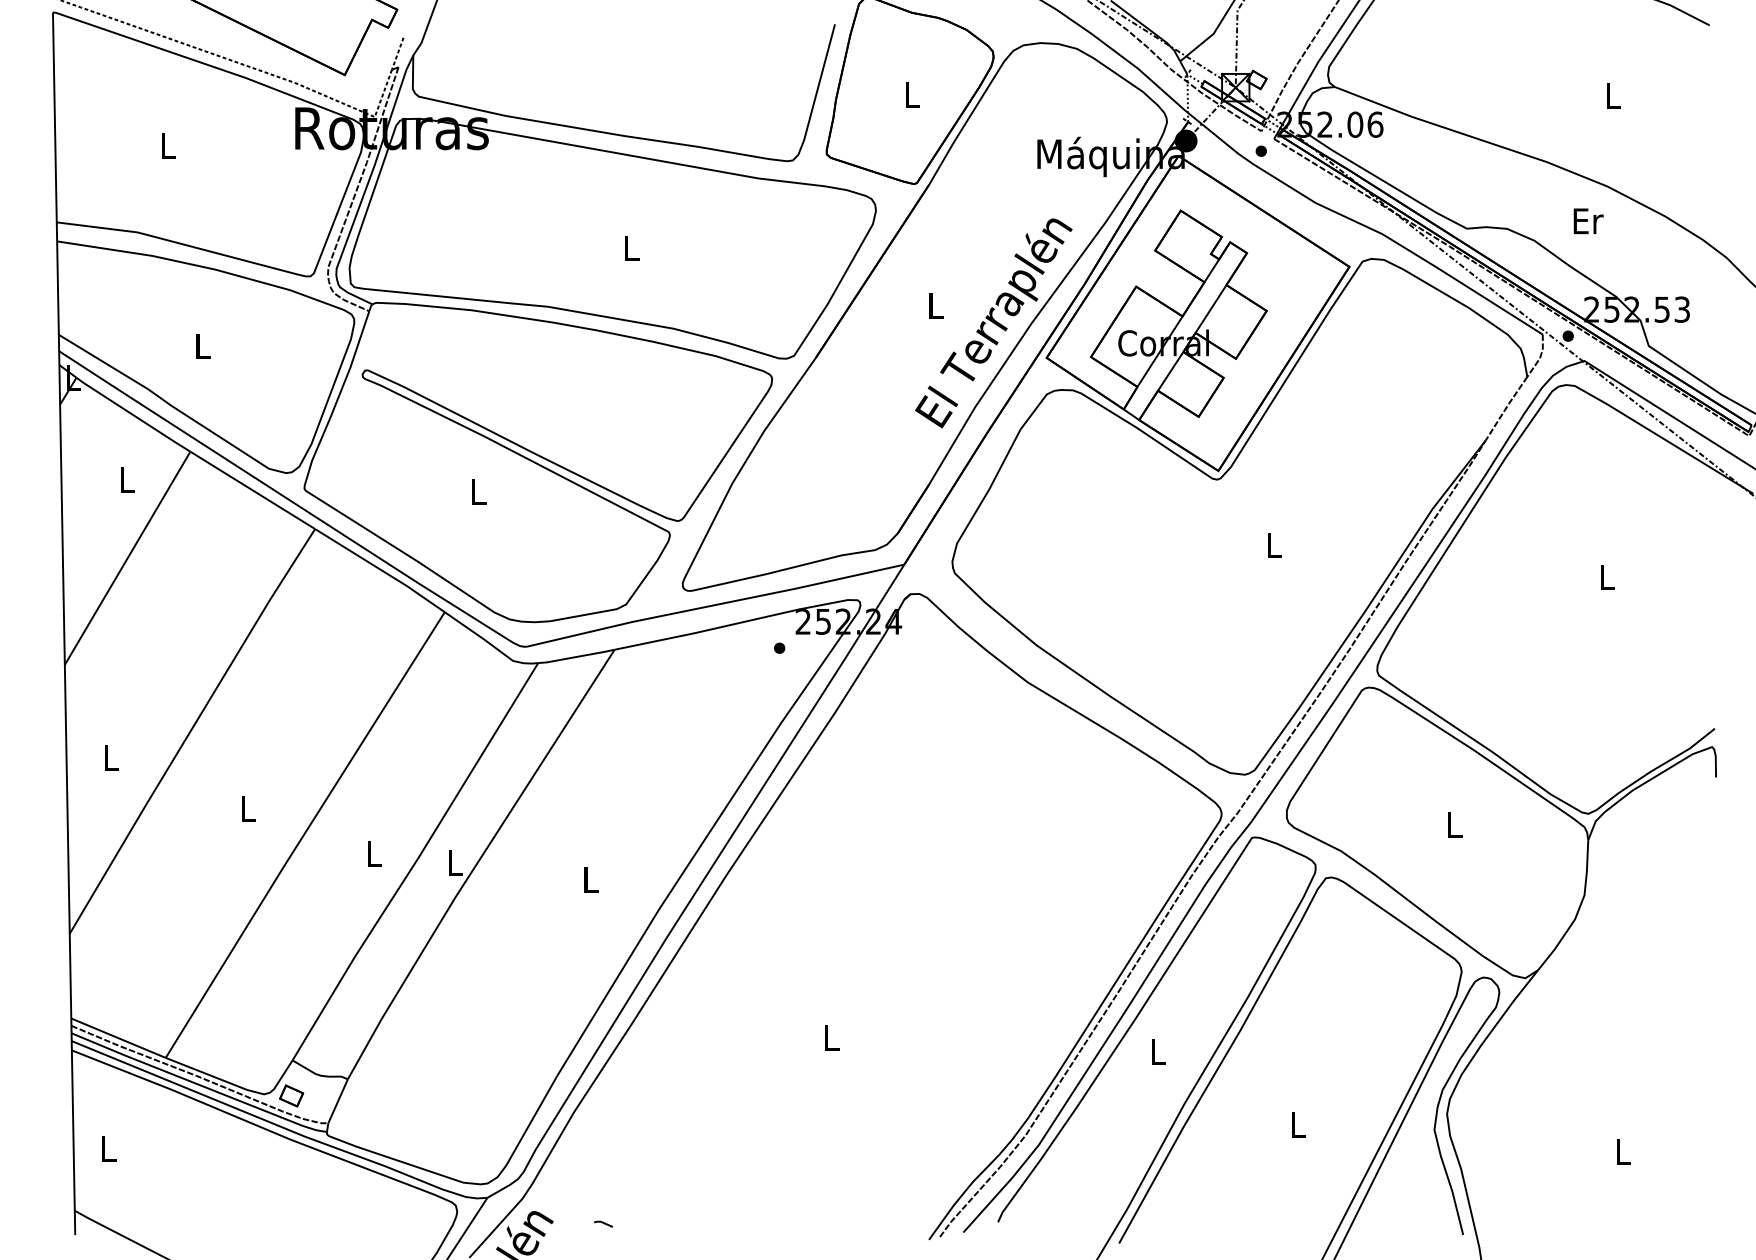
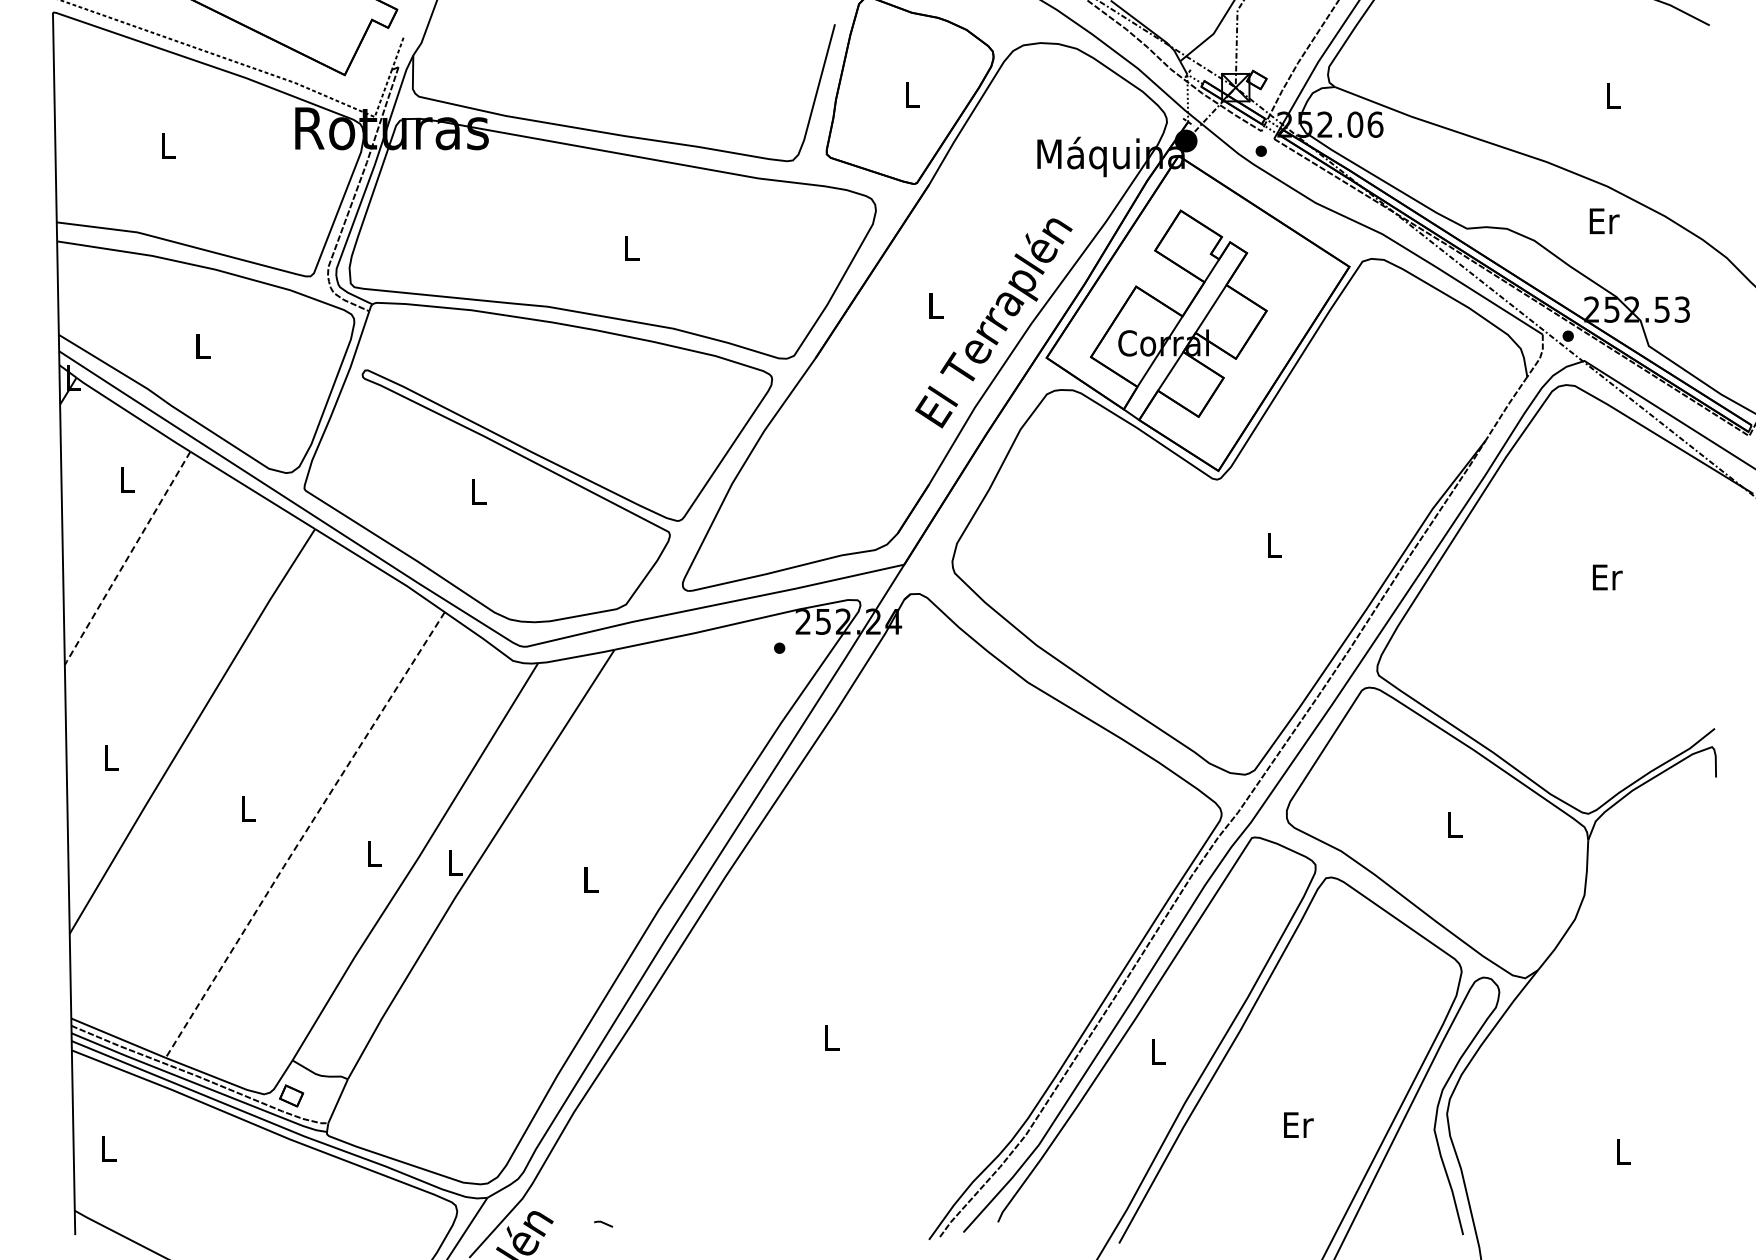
text position: (1588, 221) -> (1604, 221) (1604, 221)
line: solid -> dashed (127, 559)
text: L -> Er (1607, 577)
line: solid -> dashed (304, 834)
text: L -> Er (1298, 1124)
